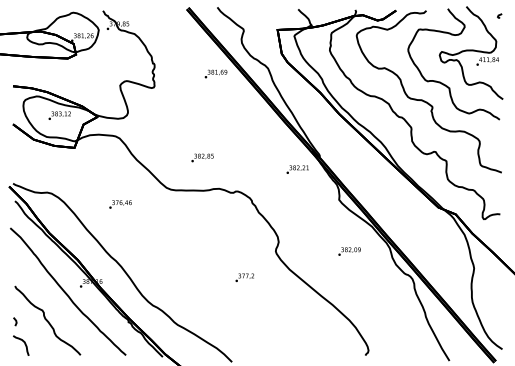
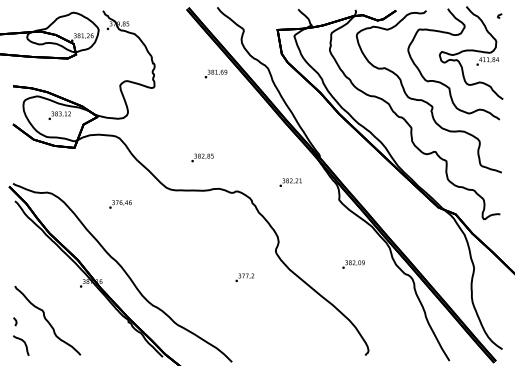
text position: (297, 169) -> (290, 182) (290, 182)
text position: (349, 251) -> (353, 264) (353, 264)
curve: present -> none (66, 292)
